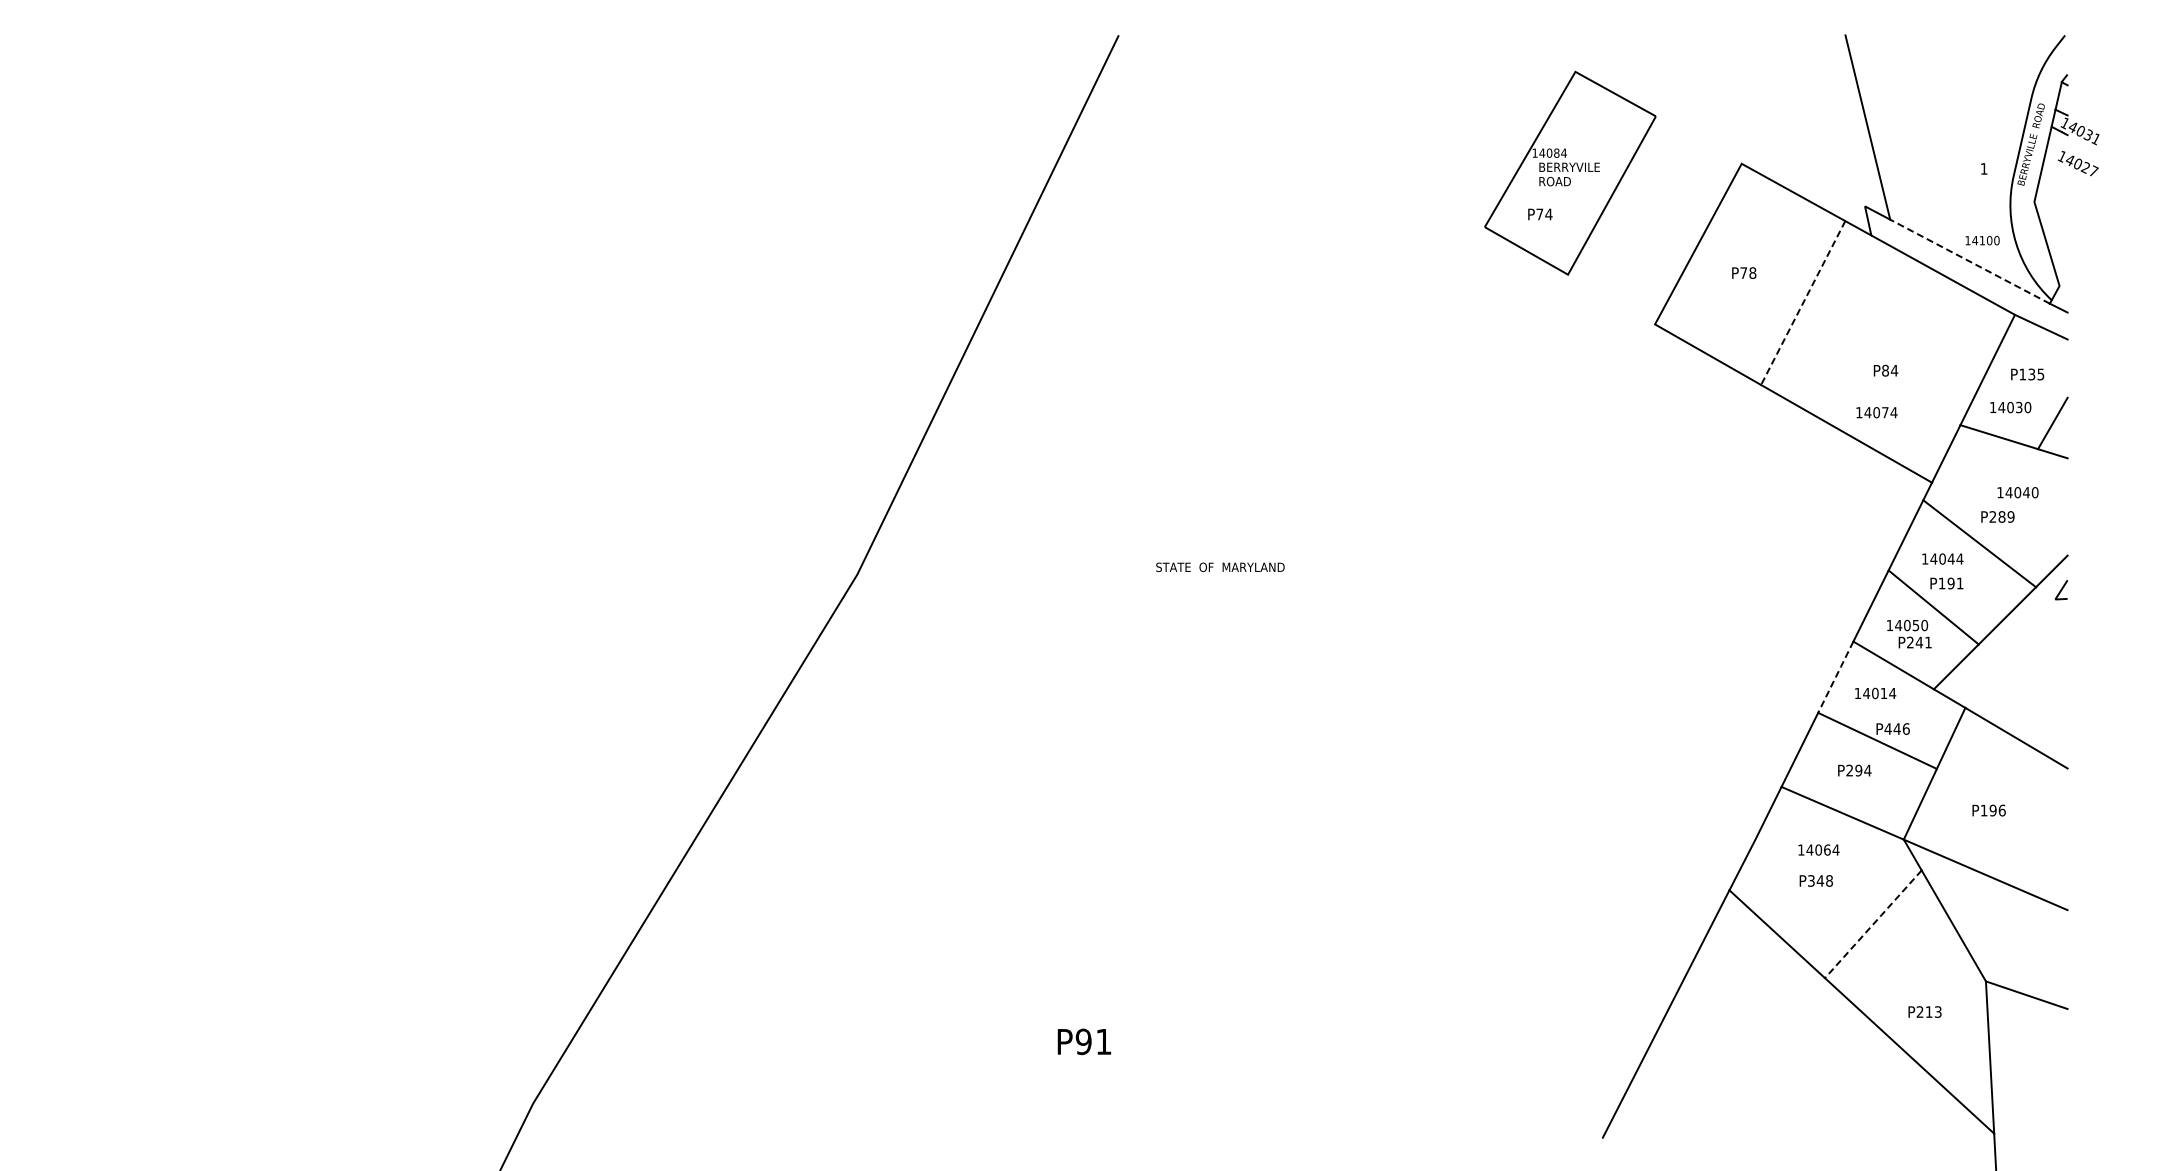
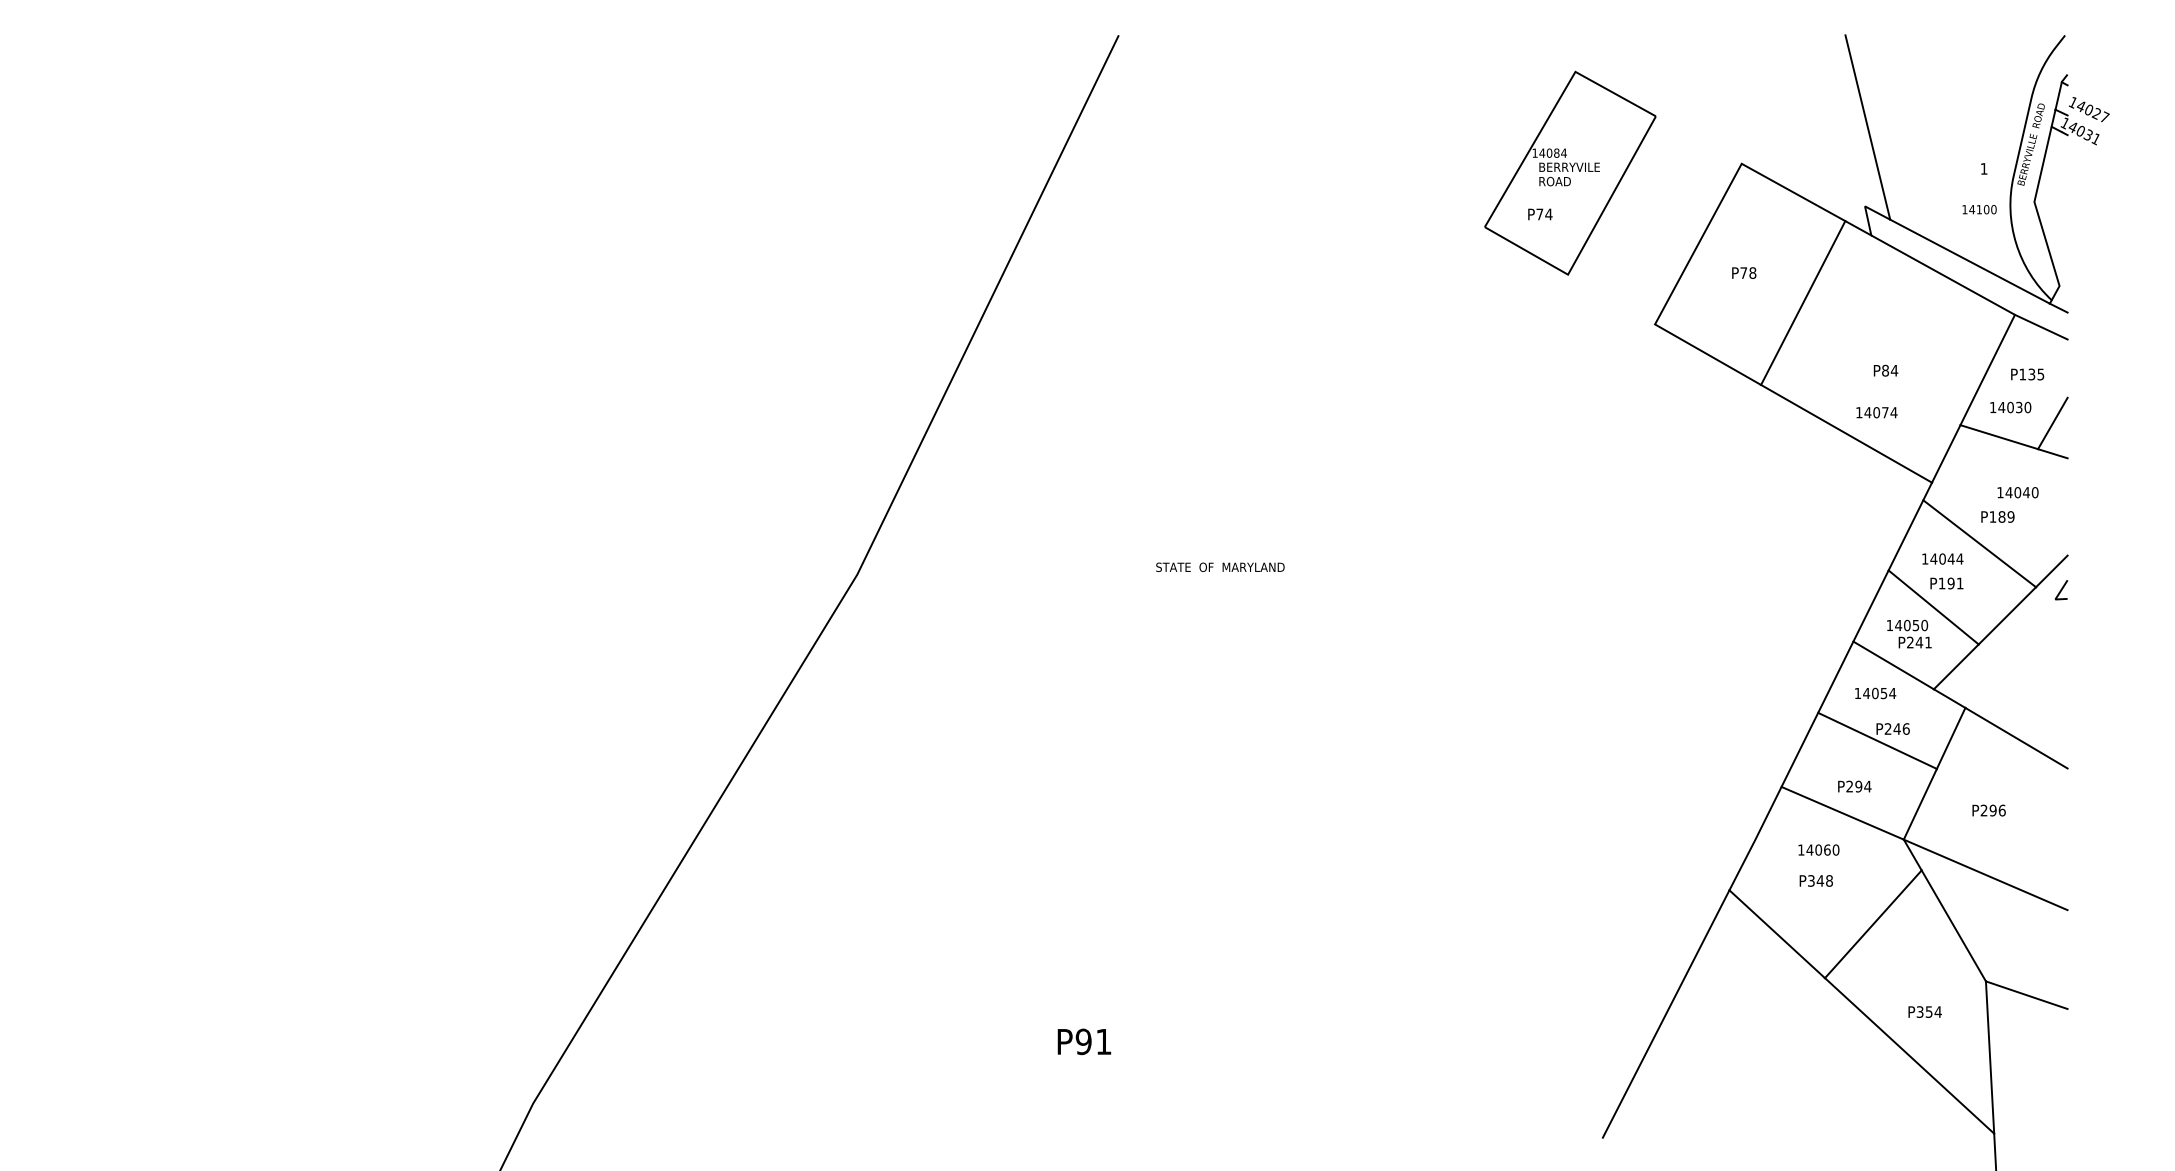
text position: (2077, 163) -> (2088, 109) (2088, 109)
text position: (1982, 240) -> (1979, 209) (1979, 209)
line: dashed -> solid (1969, 261)
line: dashed -> solid (1802, 303)
text: P289 -> P189 (1992, 516)
line: dashed -> solid (1835, 677)
text: 14014 -> 14054 (1883, 693)
text: P446 -> P246 (1887, 728)
text position: (1854, 770) -> (1854, 786) (1854, 786)
text: P196 -> P296 (1983, 810)
text: 14064 -> 14060 (1835, 849)
line: dashed -> solid (1873, 924)
text: P213 -> P354 (1928, 1011)
